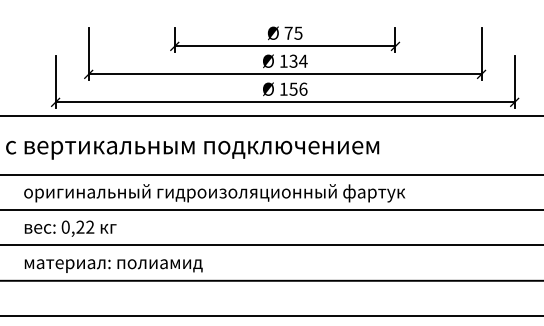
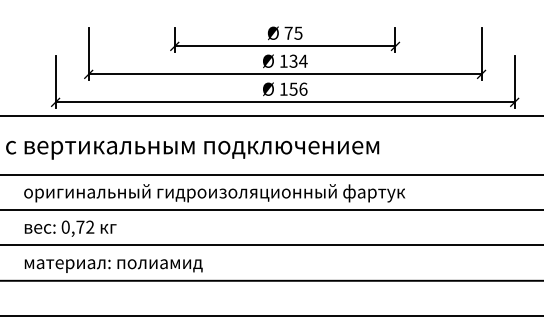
text: 0,22 -> 0,72 (80, 226)
